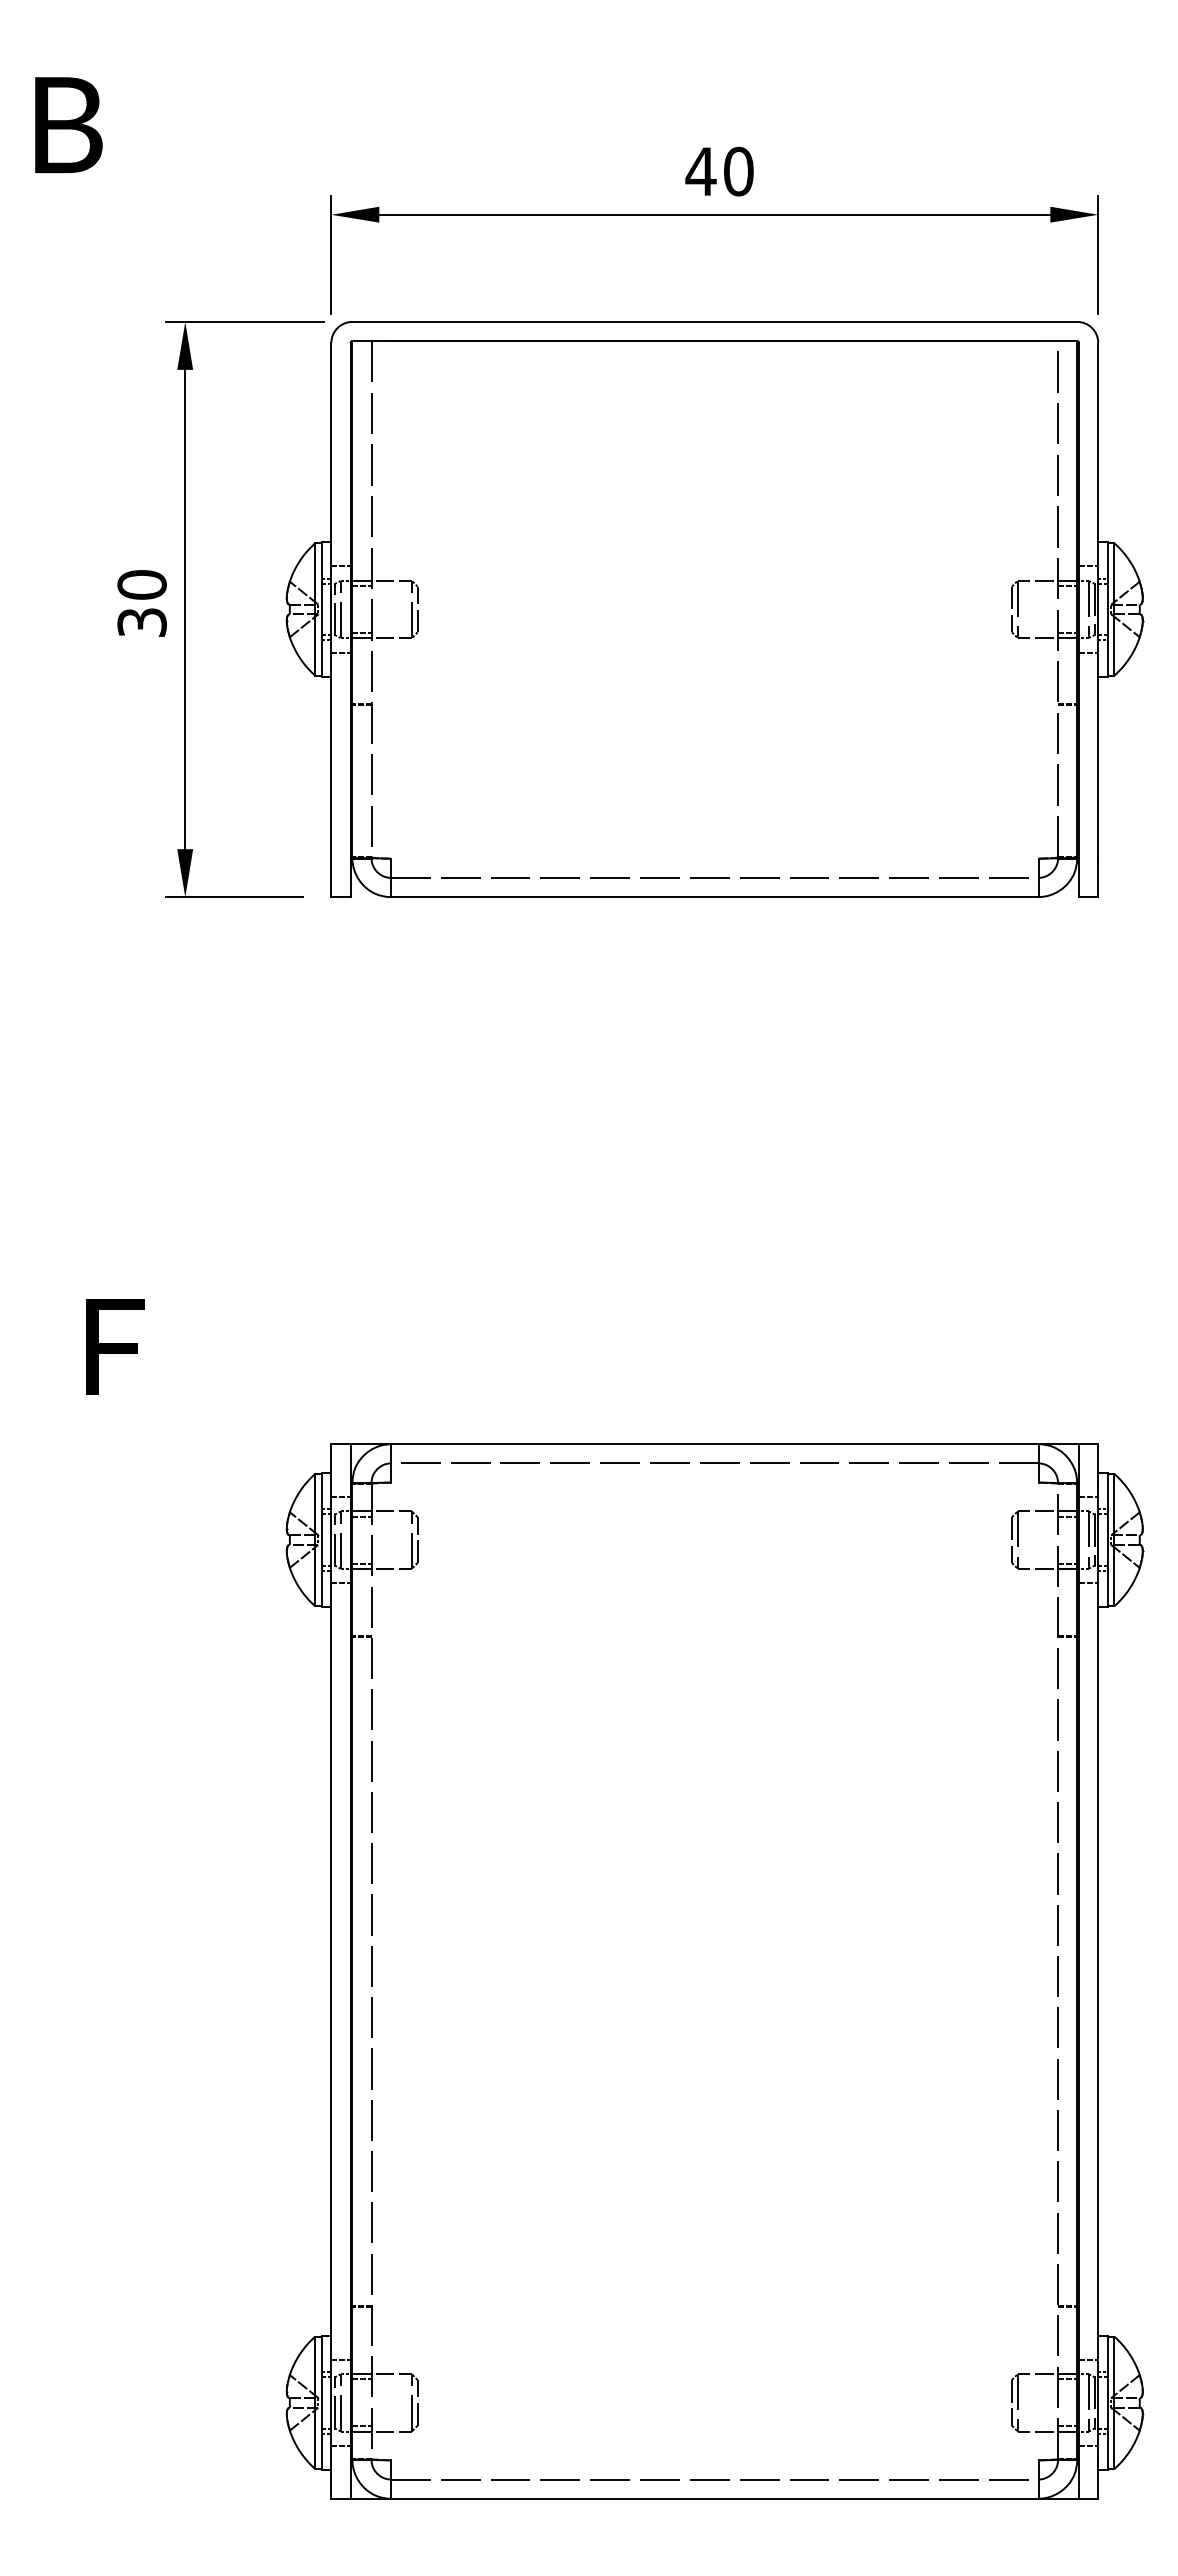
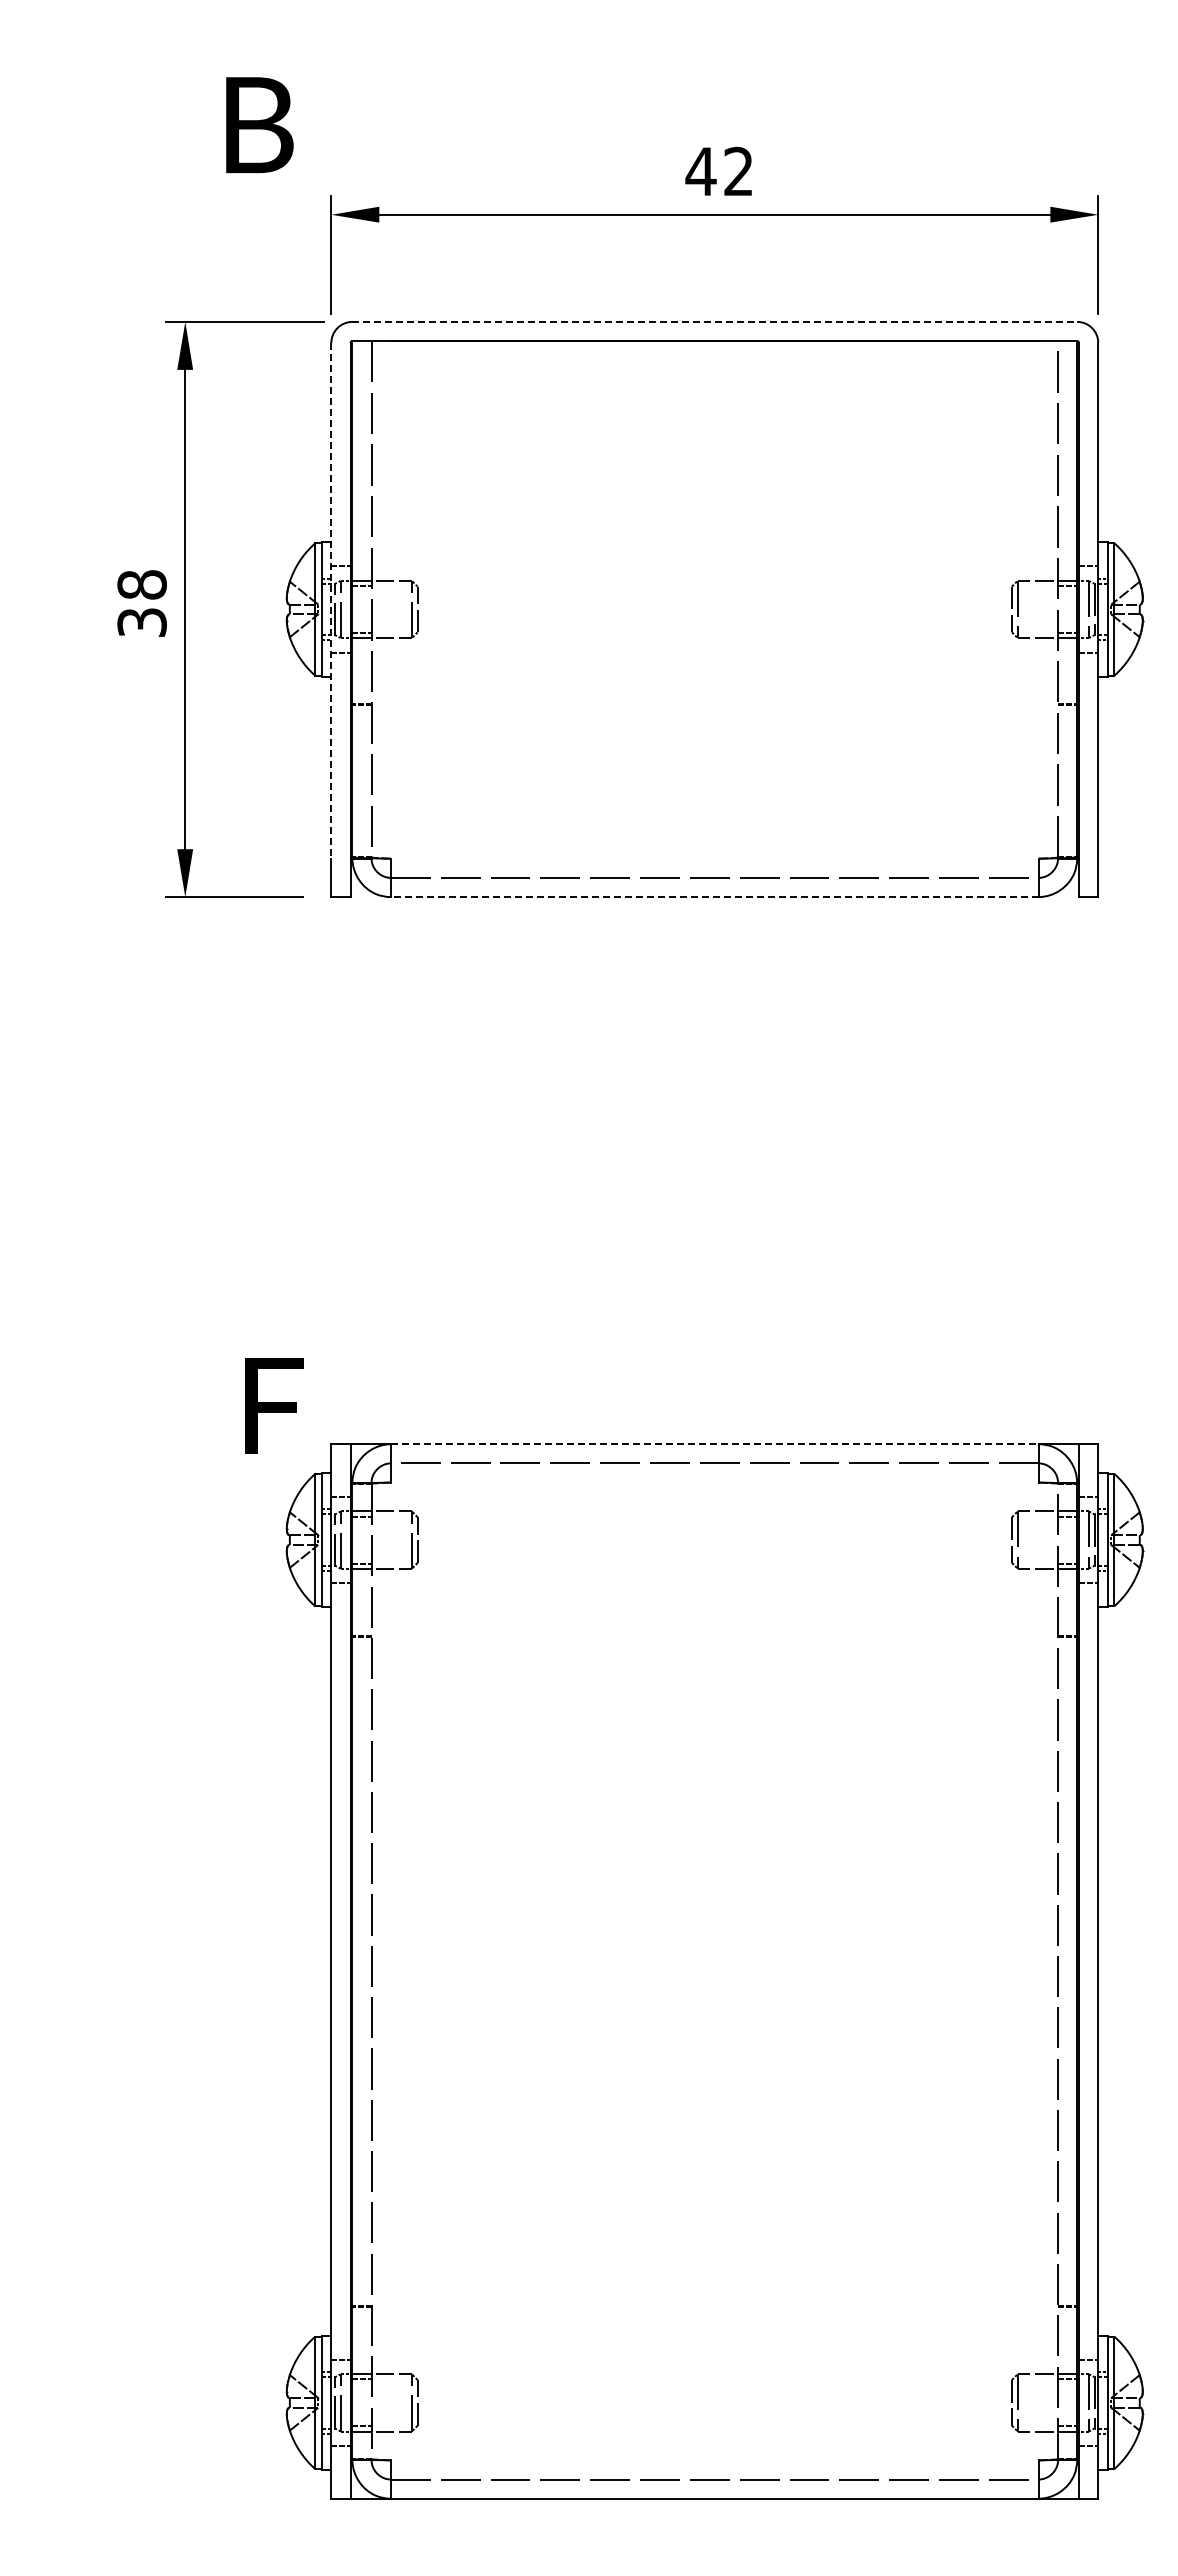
text position: (68, 125) -> (259, 125) (259, 125)
text: 40 -> 42 (738, 171)
line: solid -> dashed (715, 321)
text: 30 -> 38 (141, 584)
line: solid -> dashed (331, 600)
line: solid -> dashed (714, 897)
text position: (115, 1346) -> (274, 1405) (274, 1405)
line: solid -> dashed (715, 1444)
